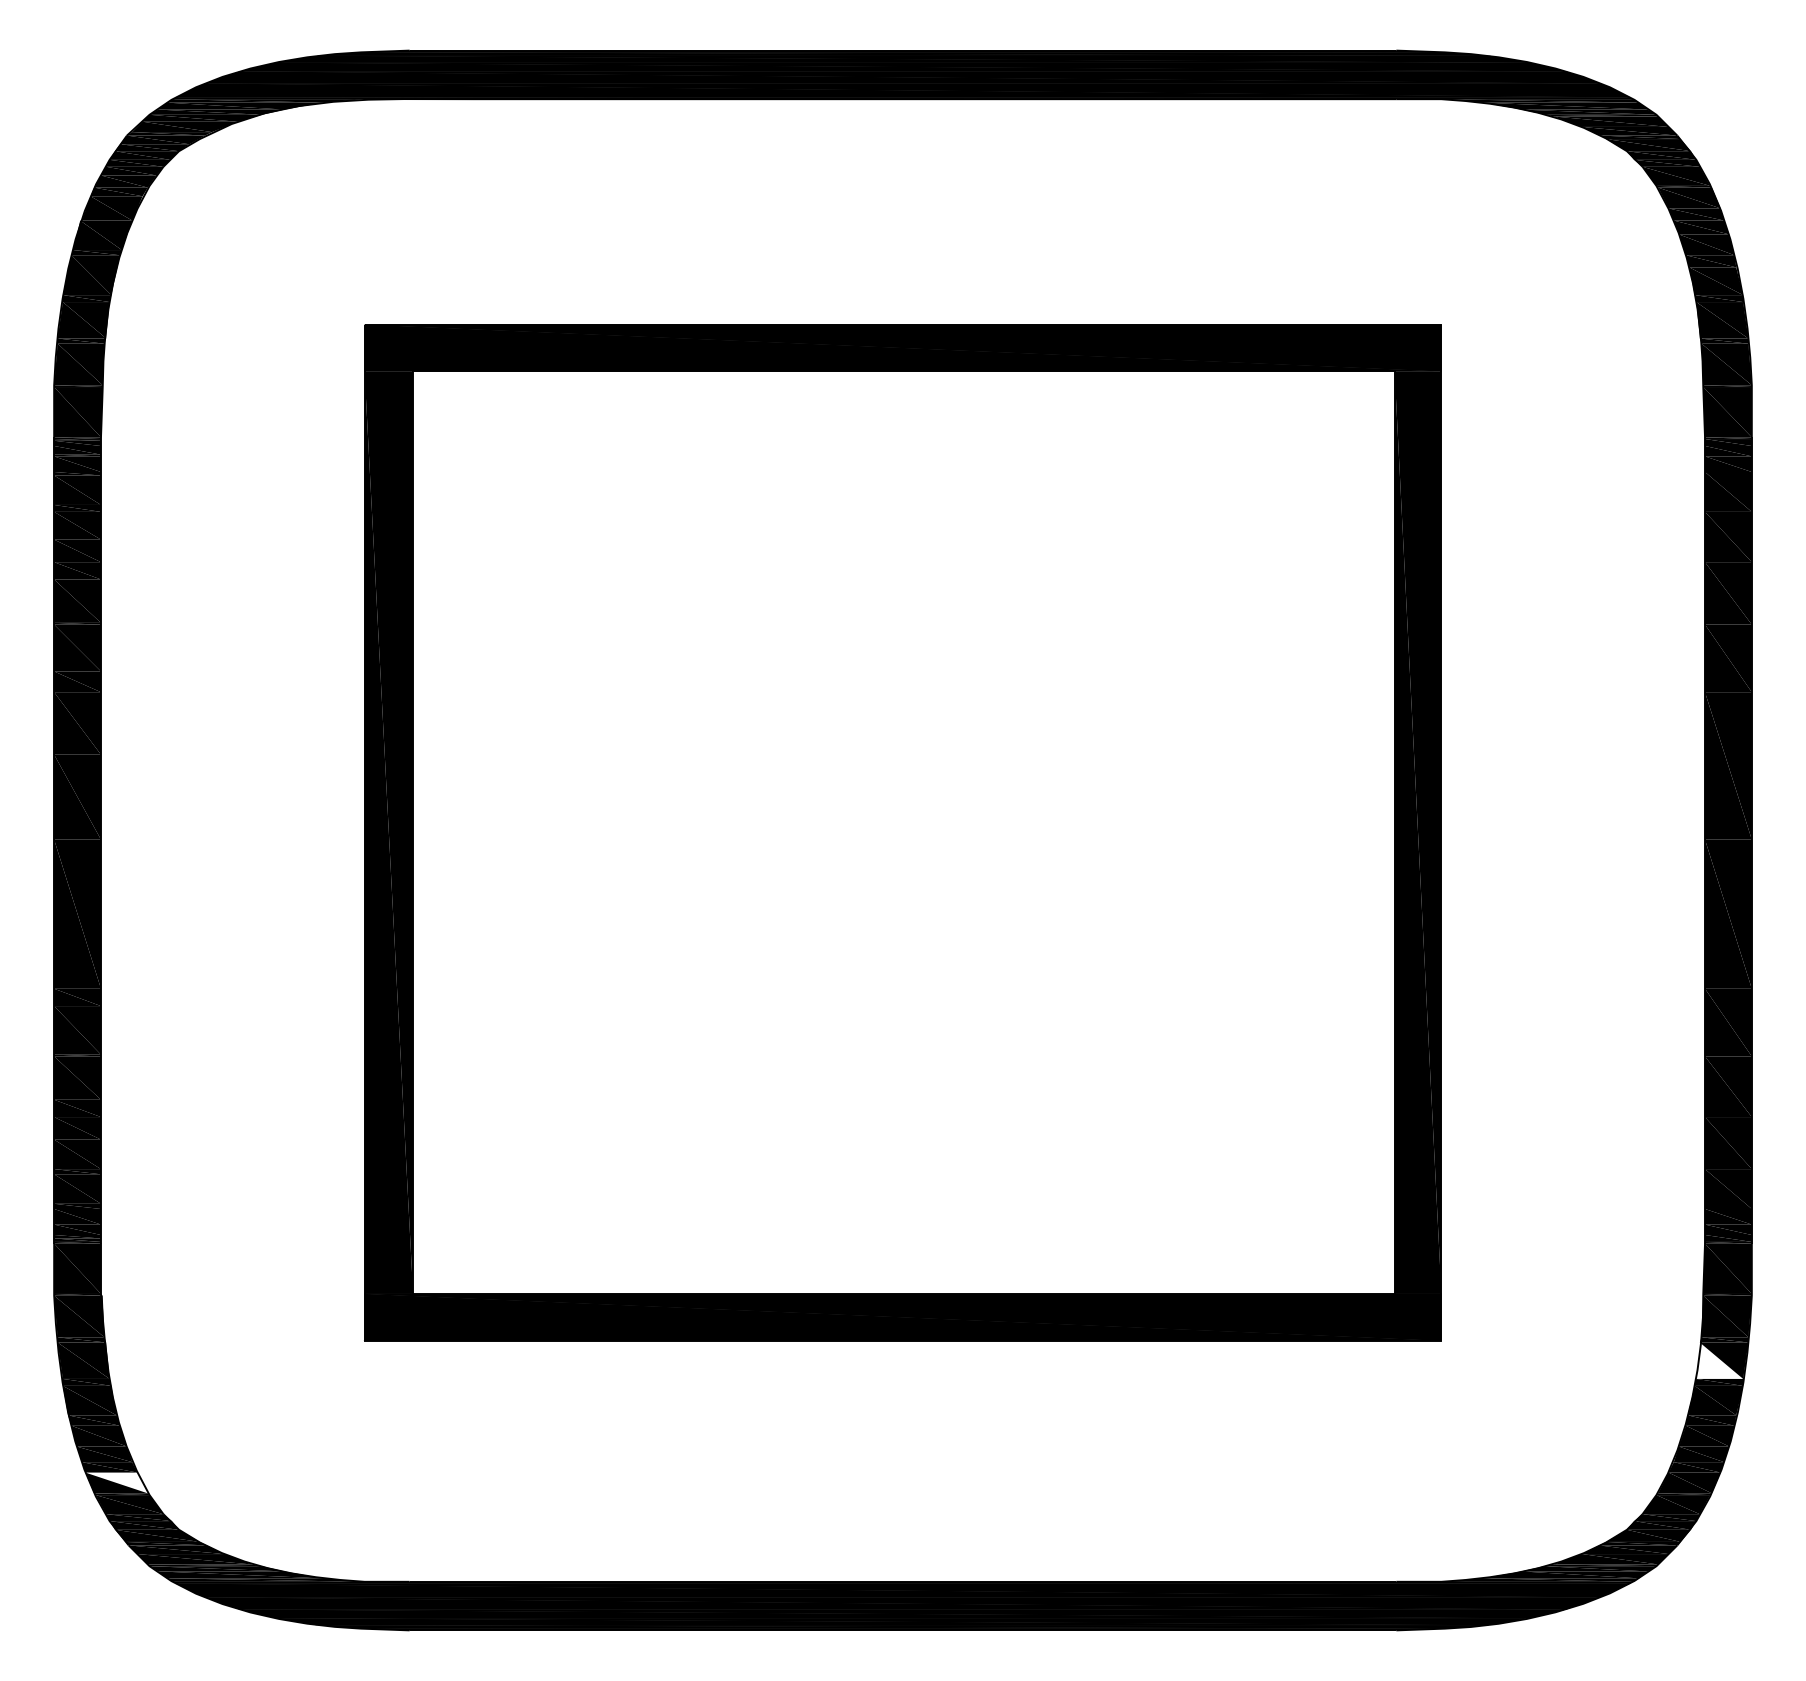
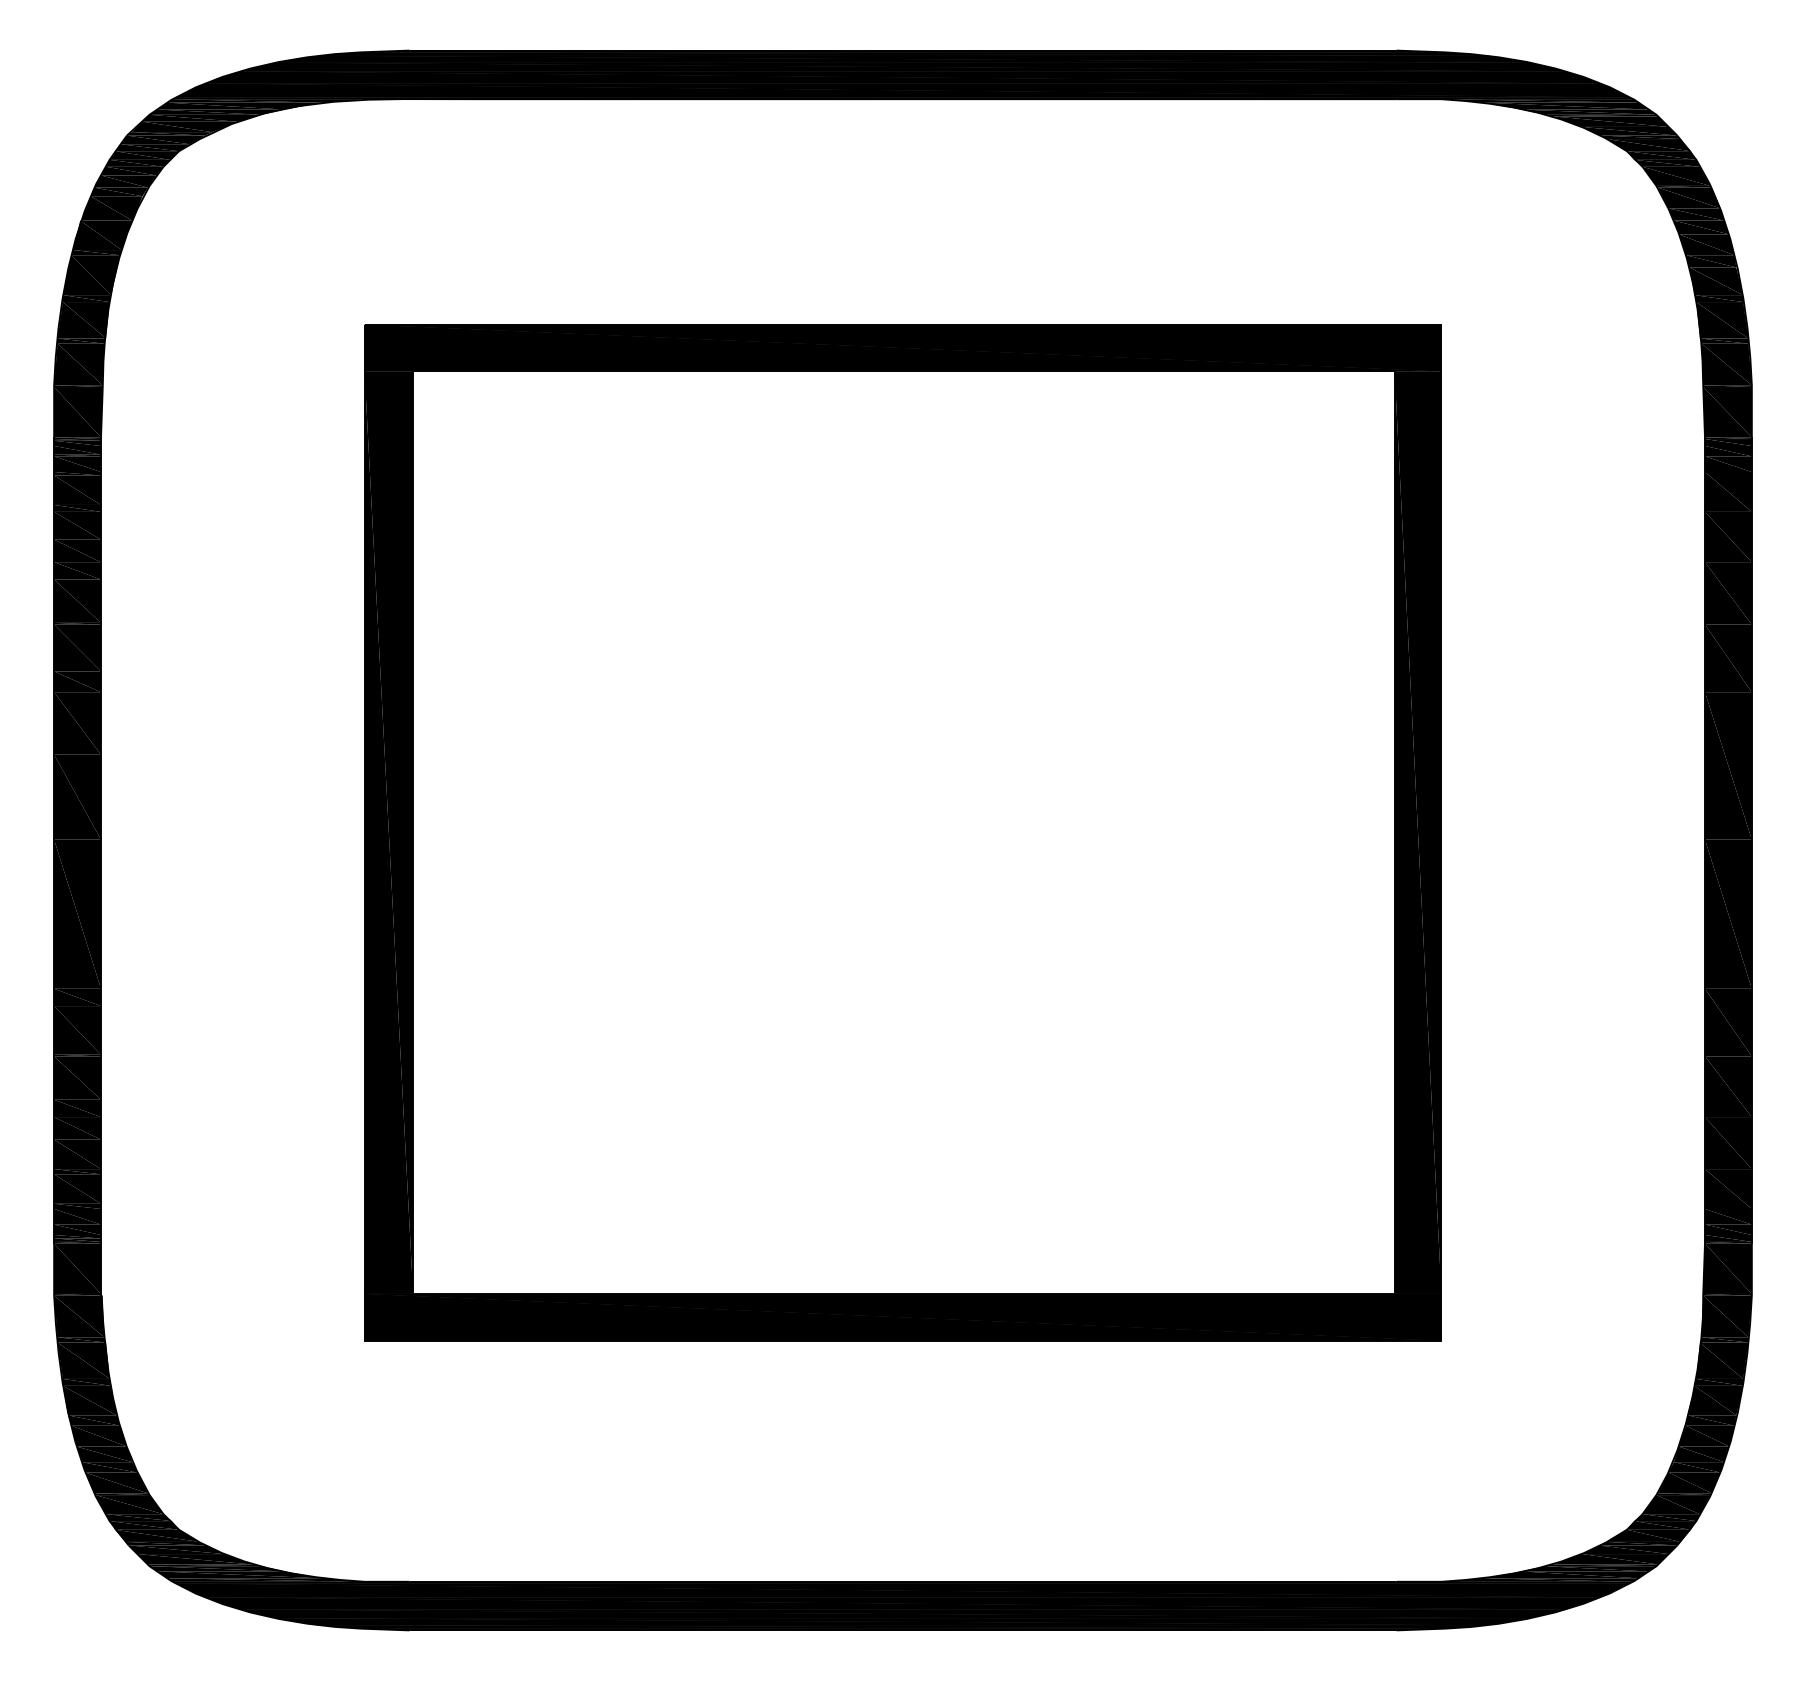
fill: none -> present (1719, 1360)
fill: none -> present (116, 1482)
